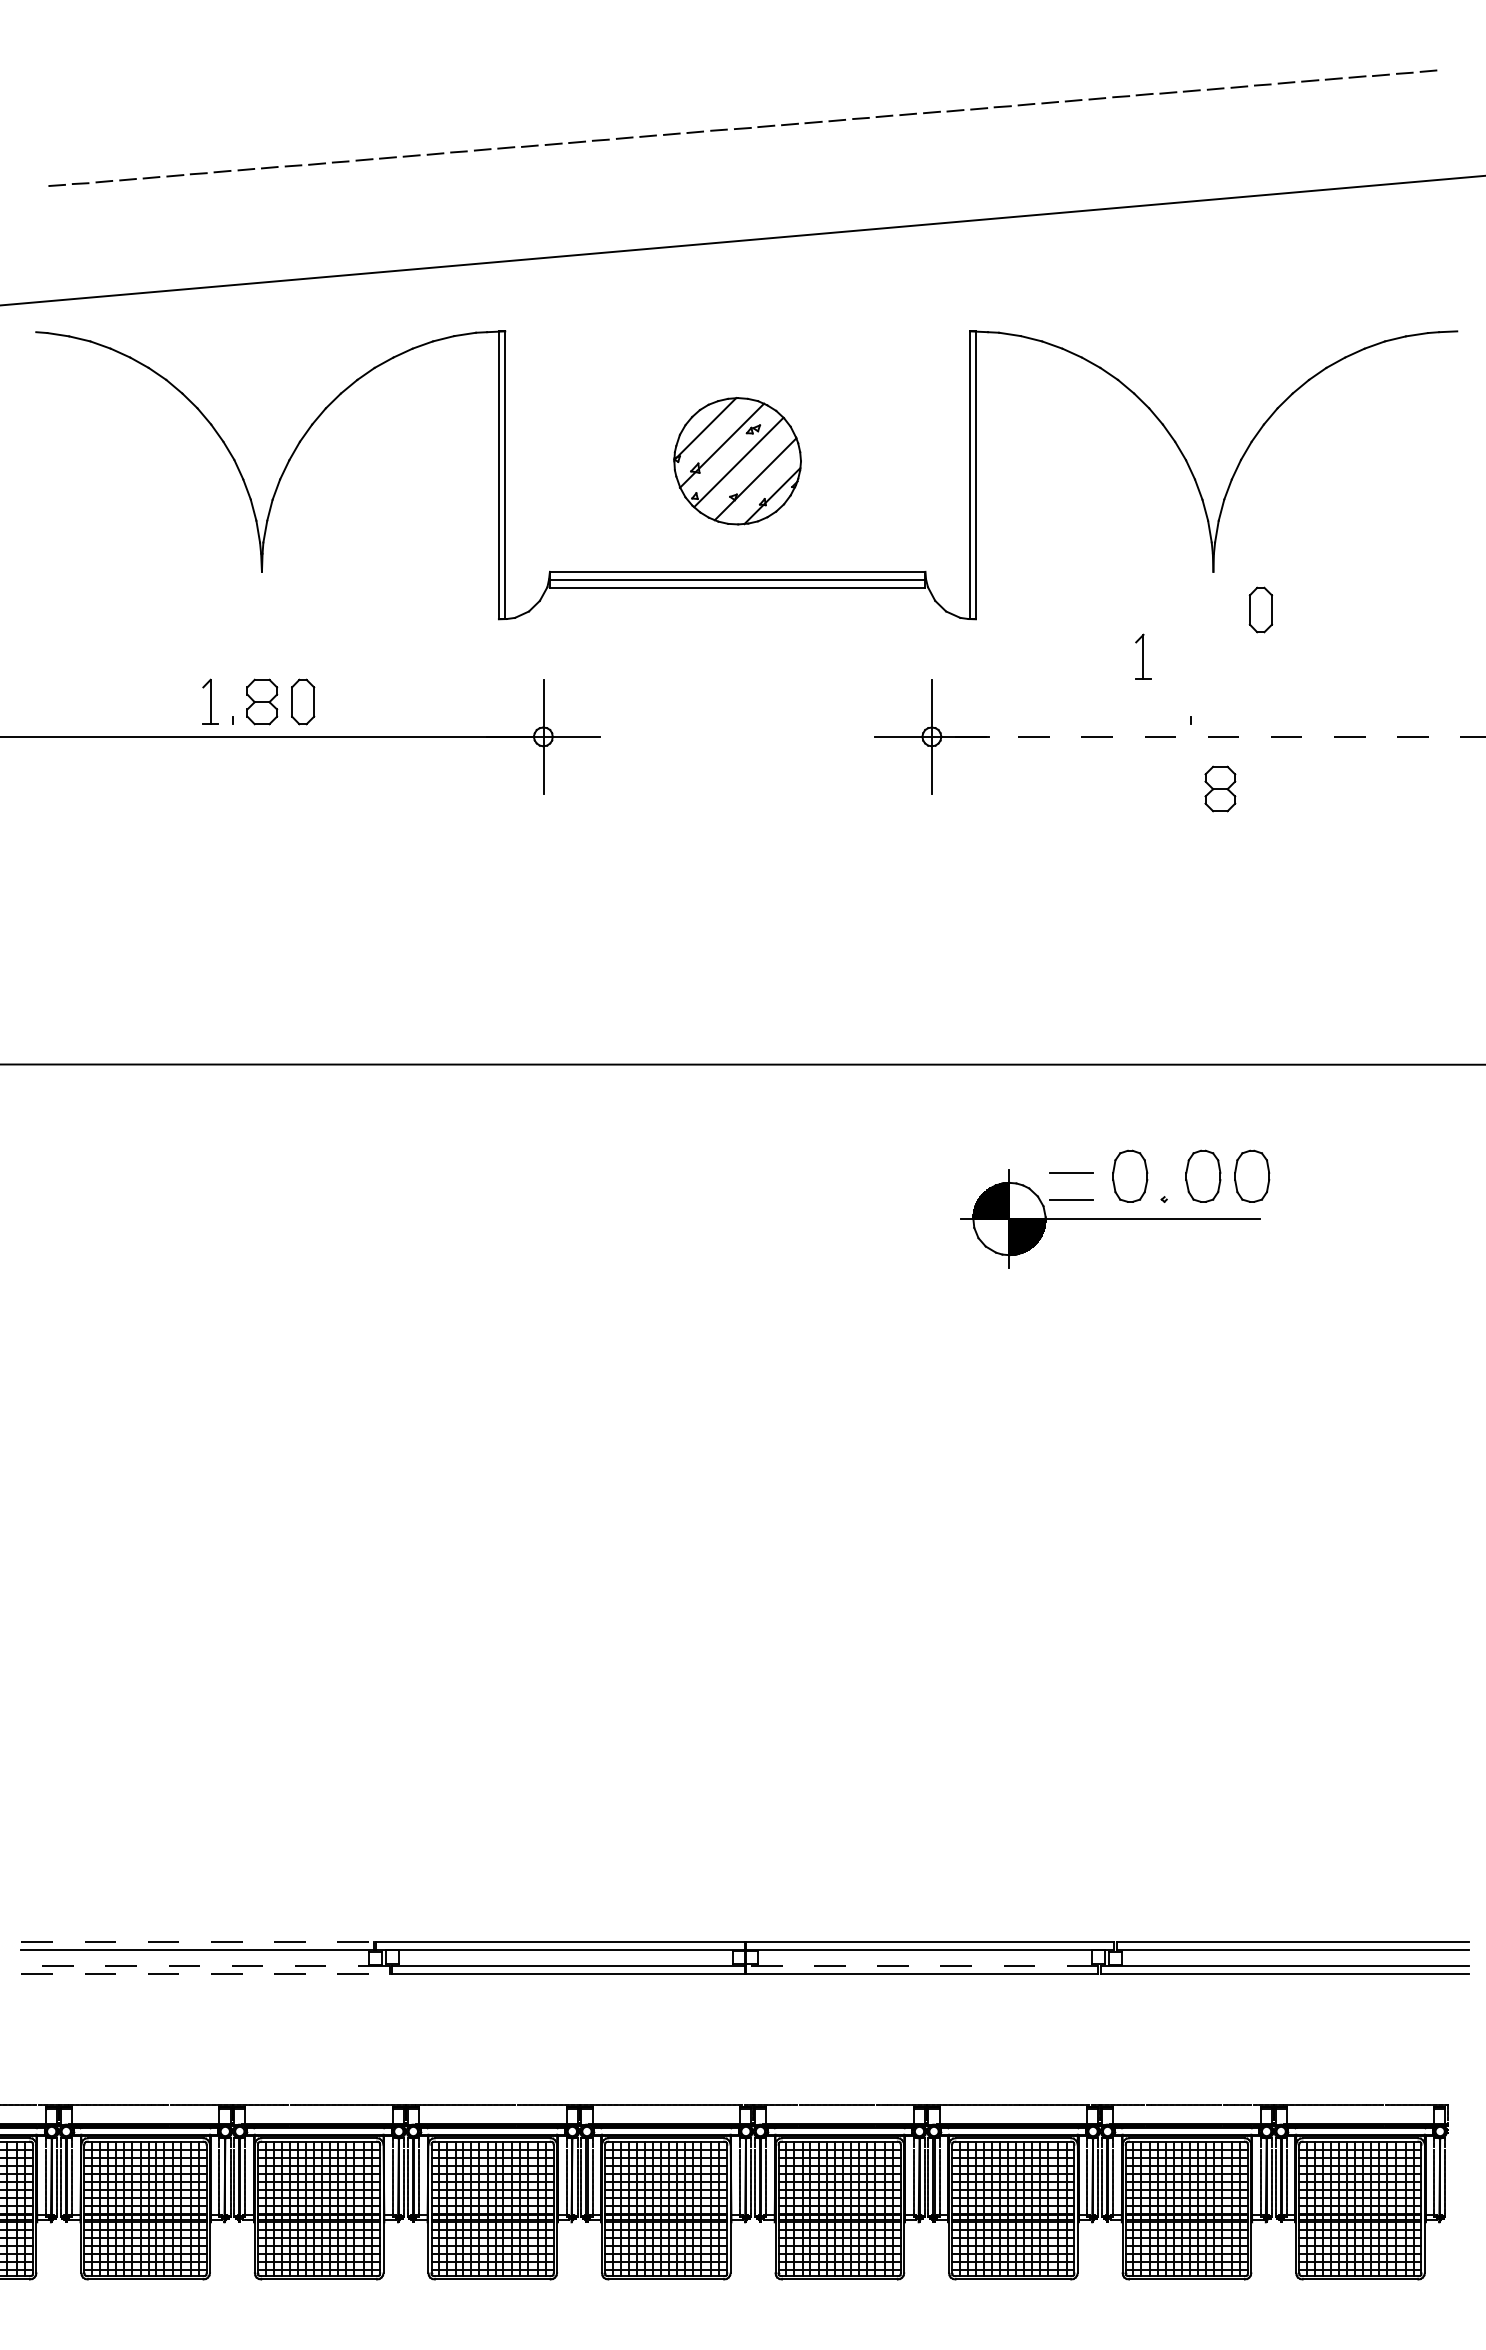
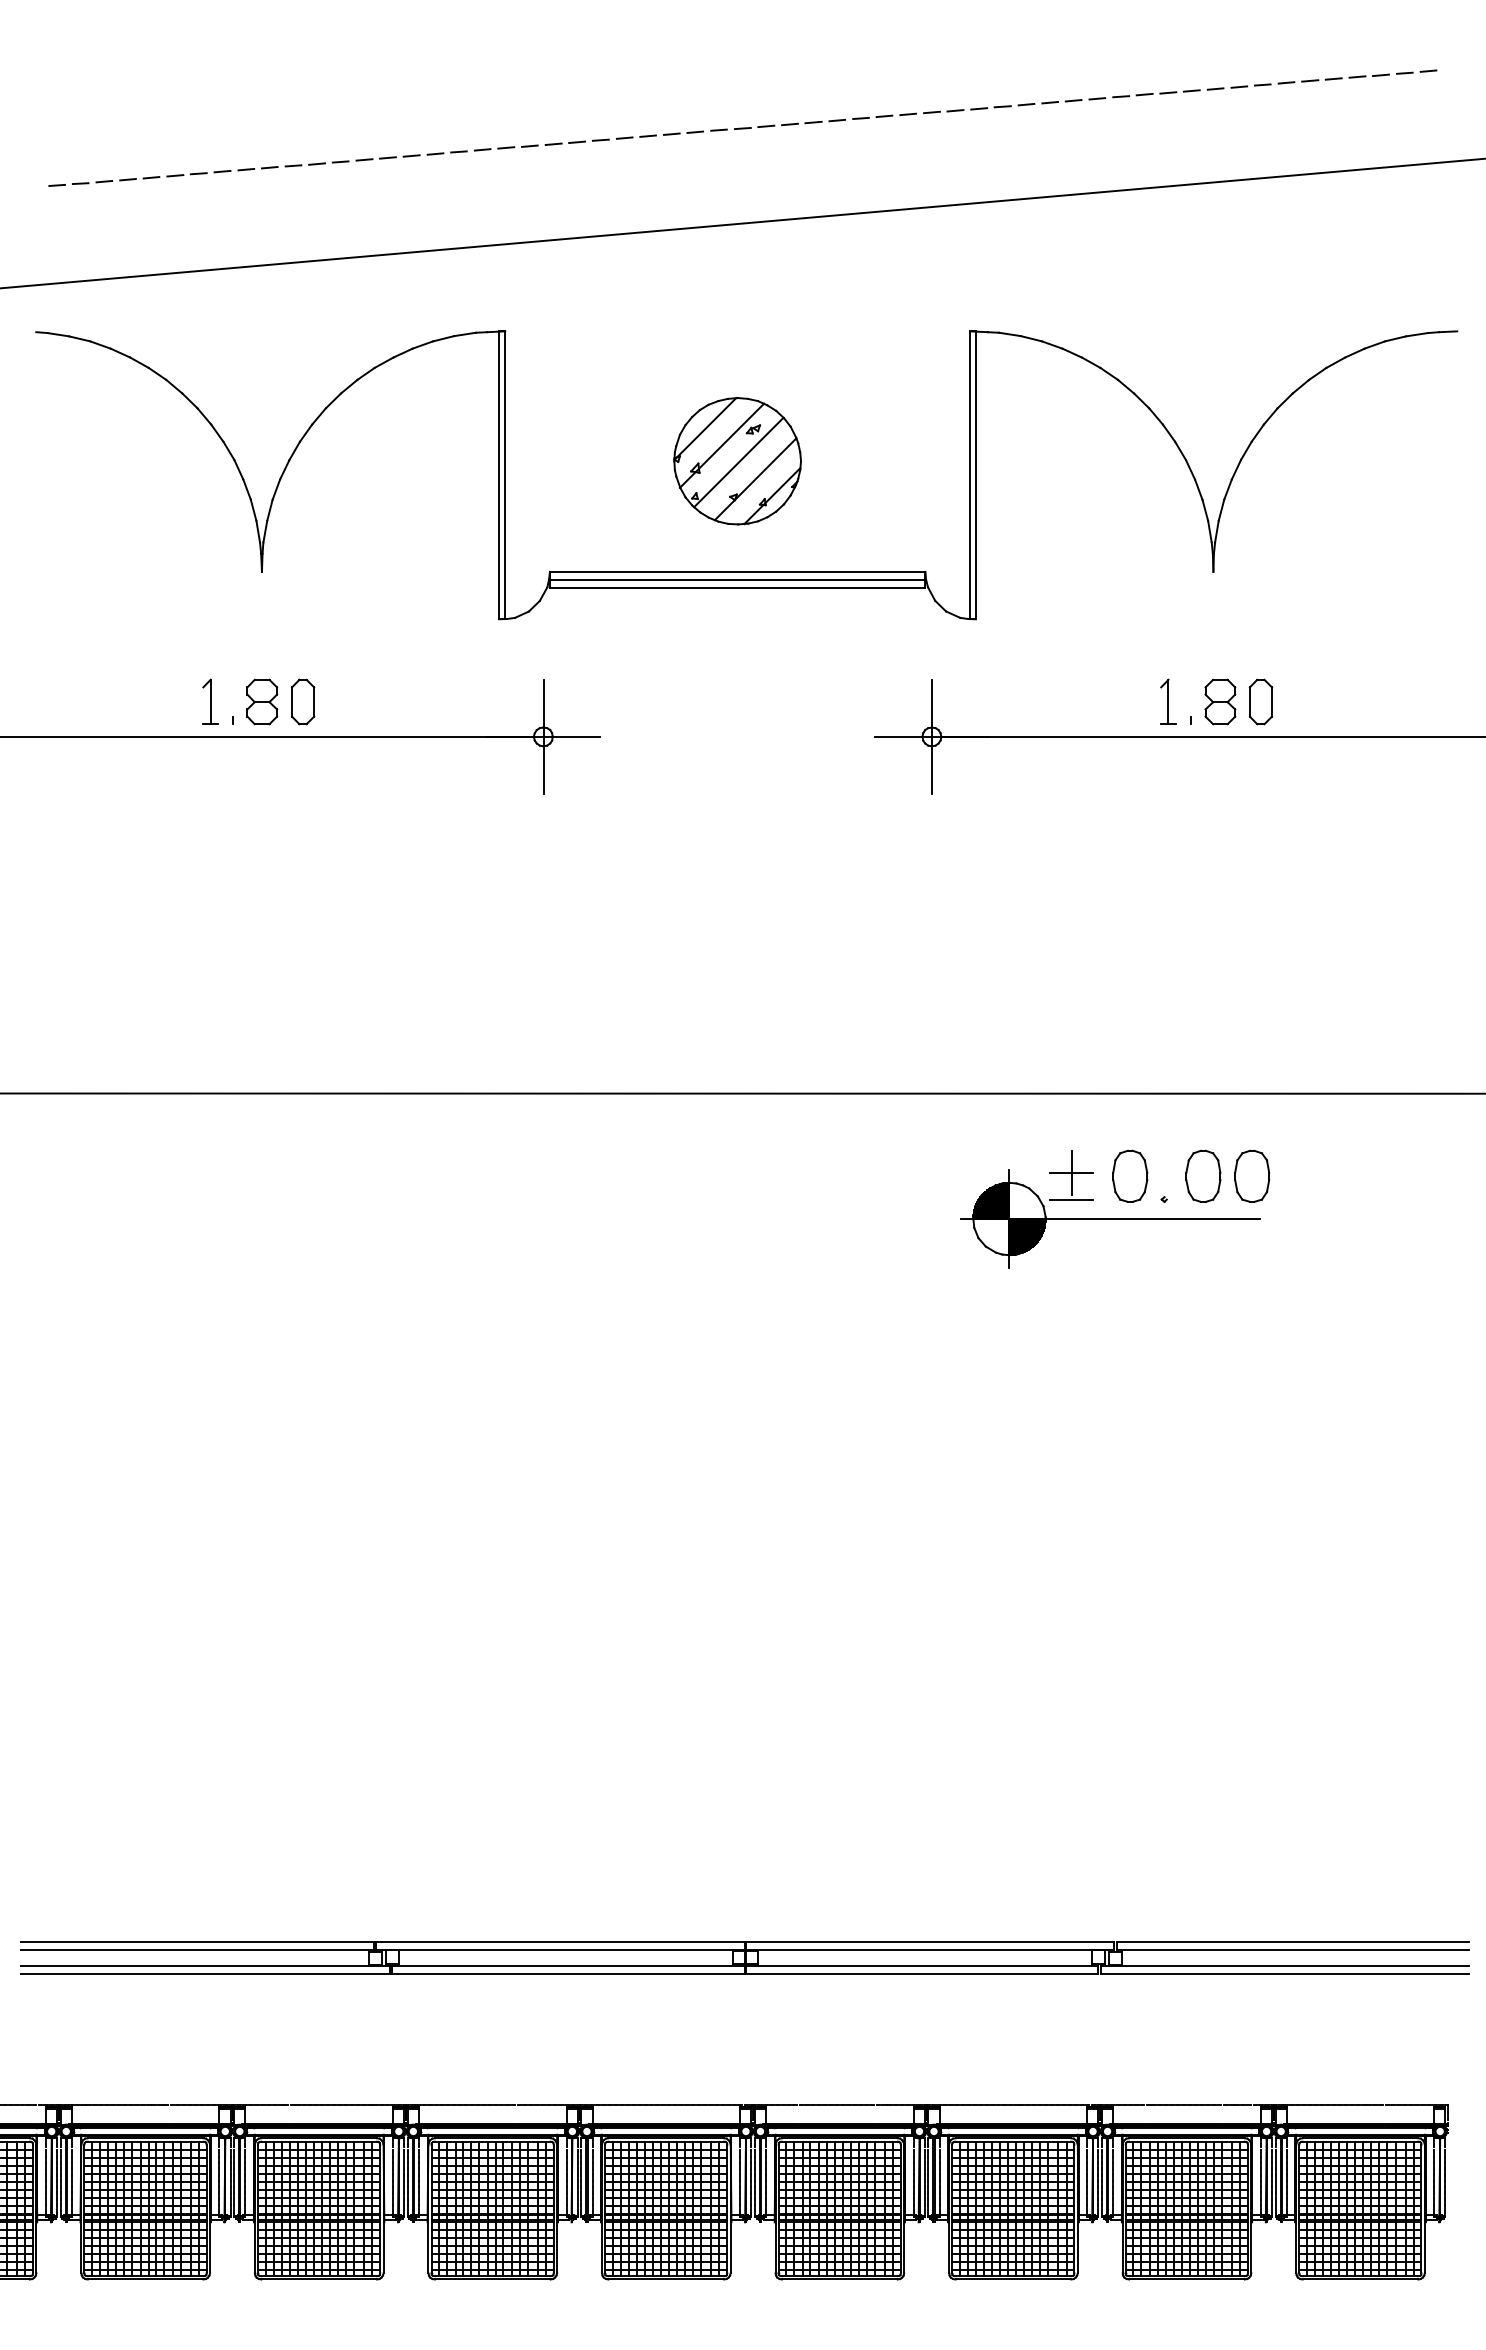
line position: (742, 240) -> (742, 223) (742, 223)
part position: (1260, 609) -> (1260, 701) (1260, 701)
part position: (1143, 656) -> (1168, 701) (1168, 701)
line: dashed -> solid (1213, 736)
part position: (1220, 788) -> (1220, 701) (1220, 701)
line position: (742, 1064) -> (742, 1093) (742, 1093)
line: none -> present (1071, 1172)
line: dashed -> solid (198, 1941)
line: dashed -> solid (205, 1965)
line: dashed -> solid (921, 1965)
line: dashed -> solid (206, 1973)
